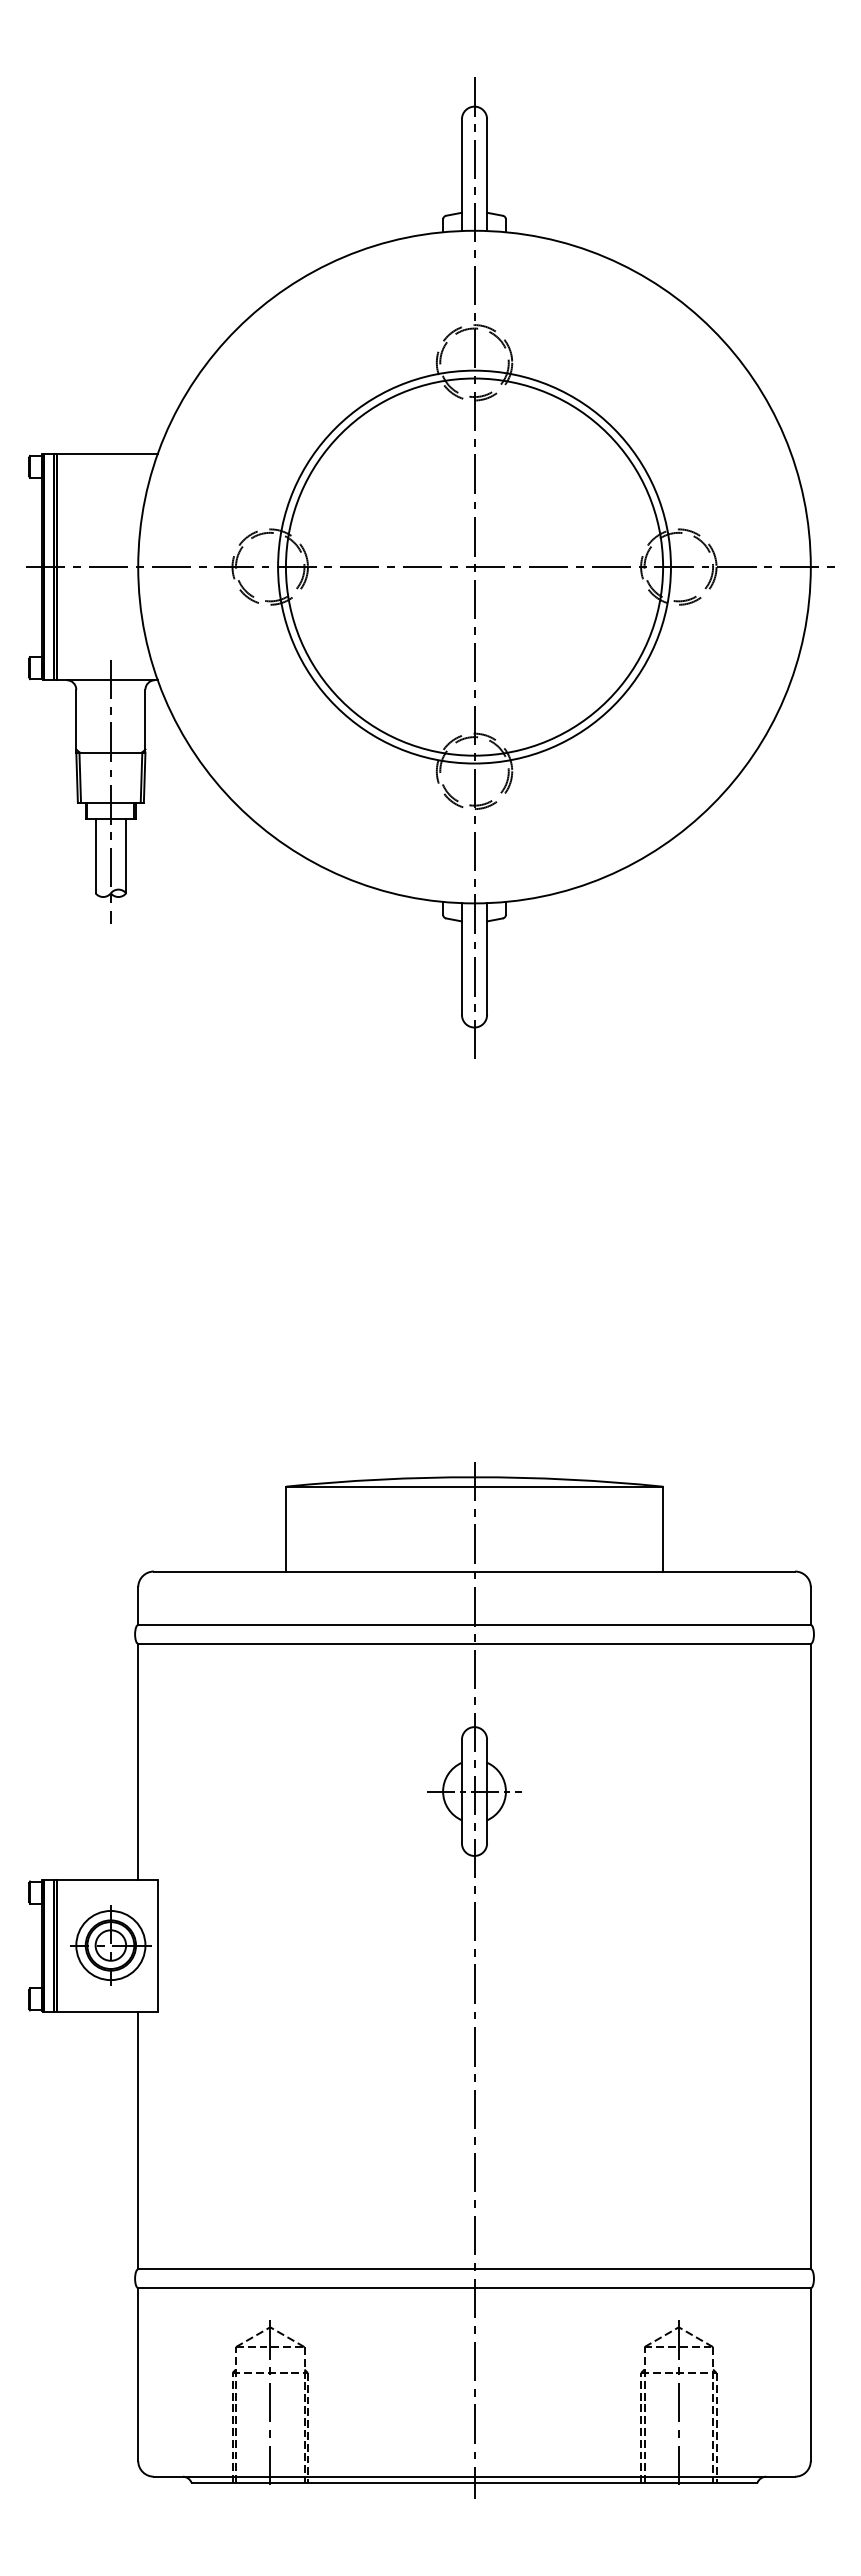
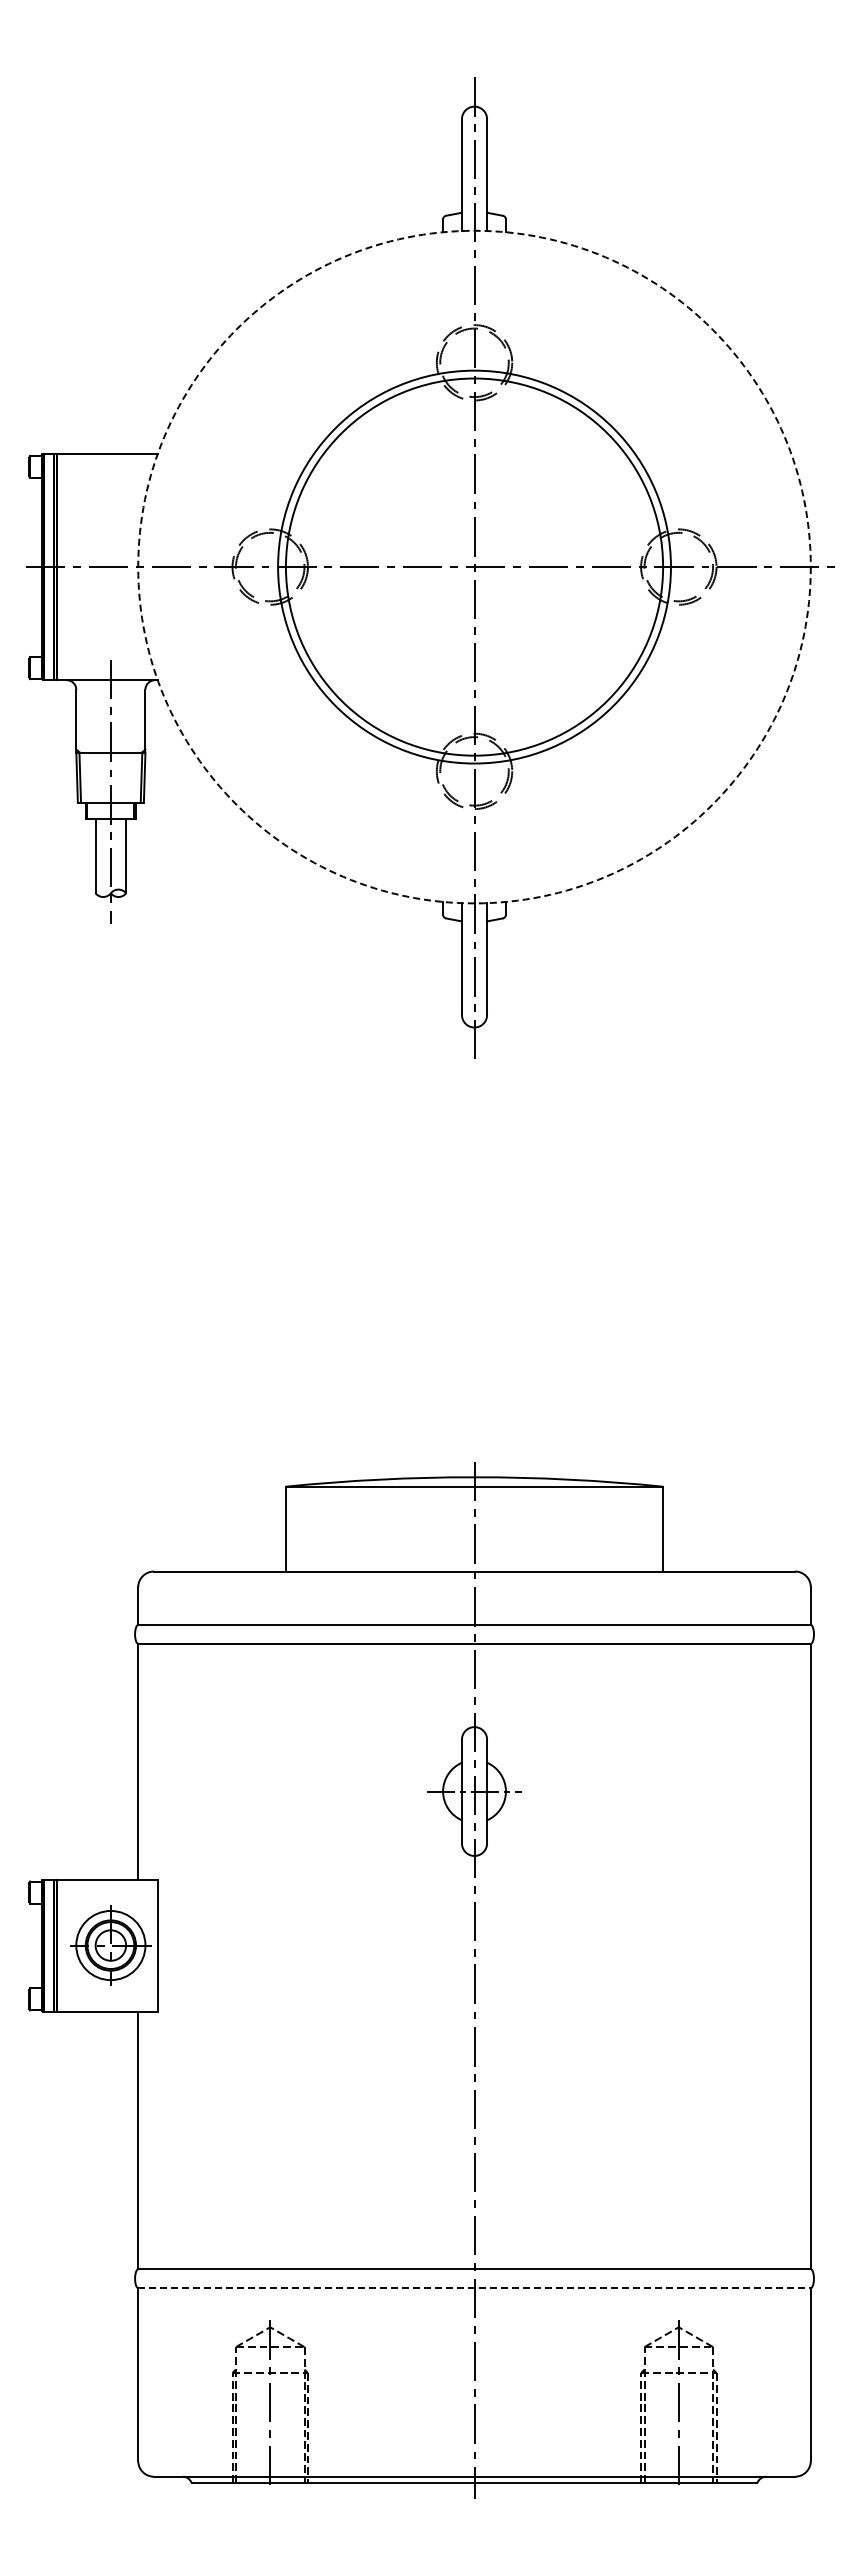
circle: solid -> dashed (474, 566)
line: solid -> dashed (475, 2288)
